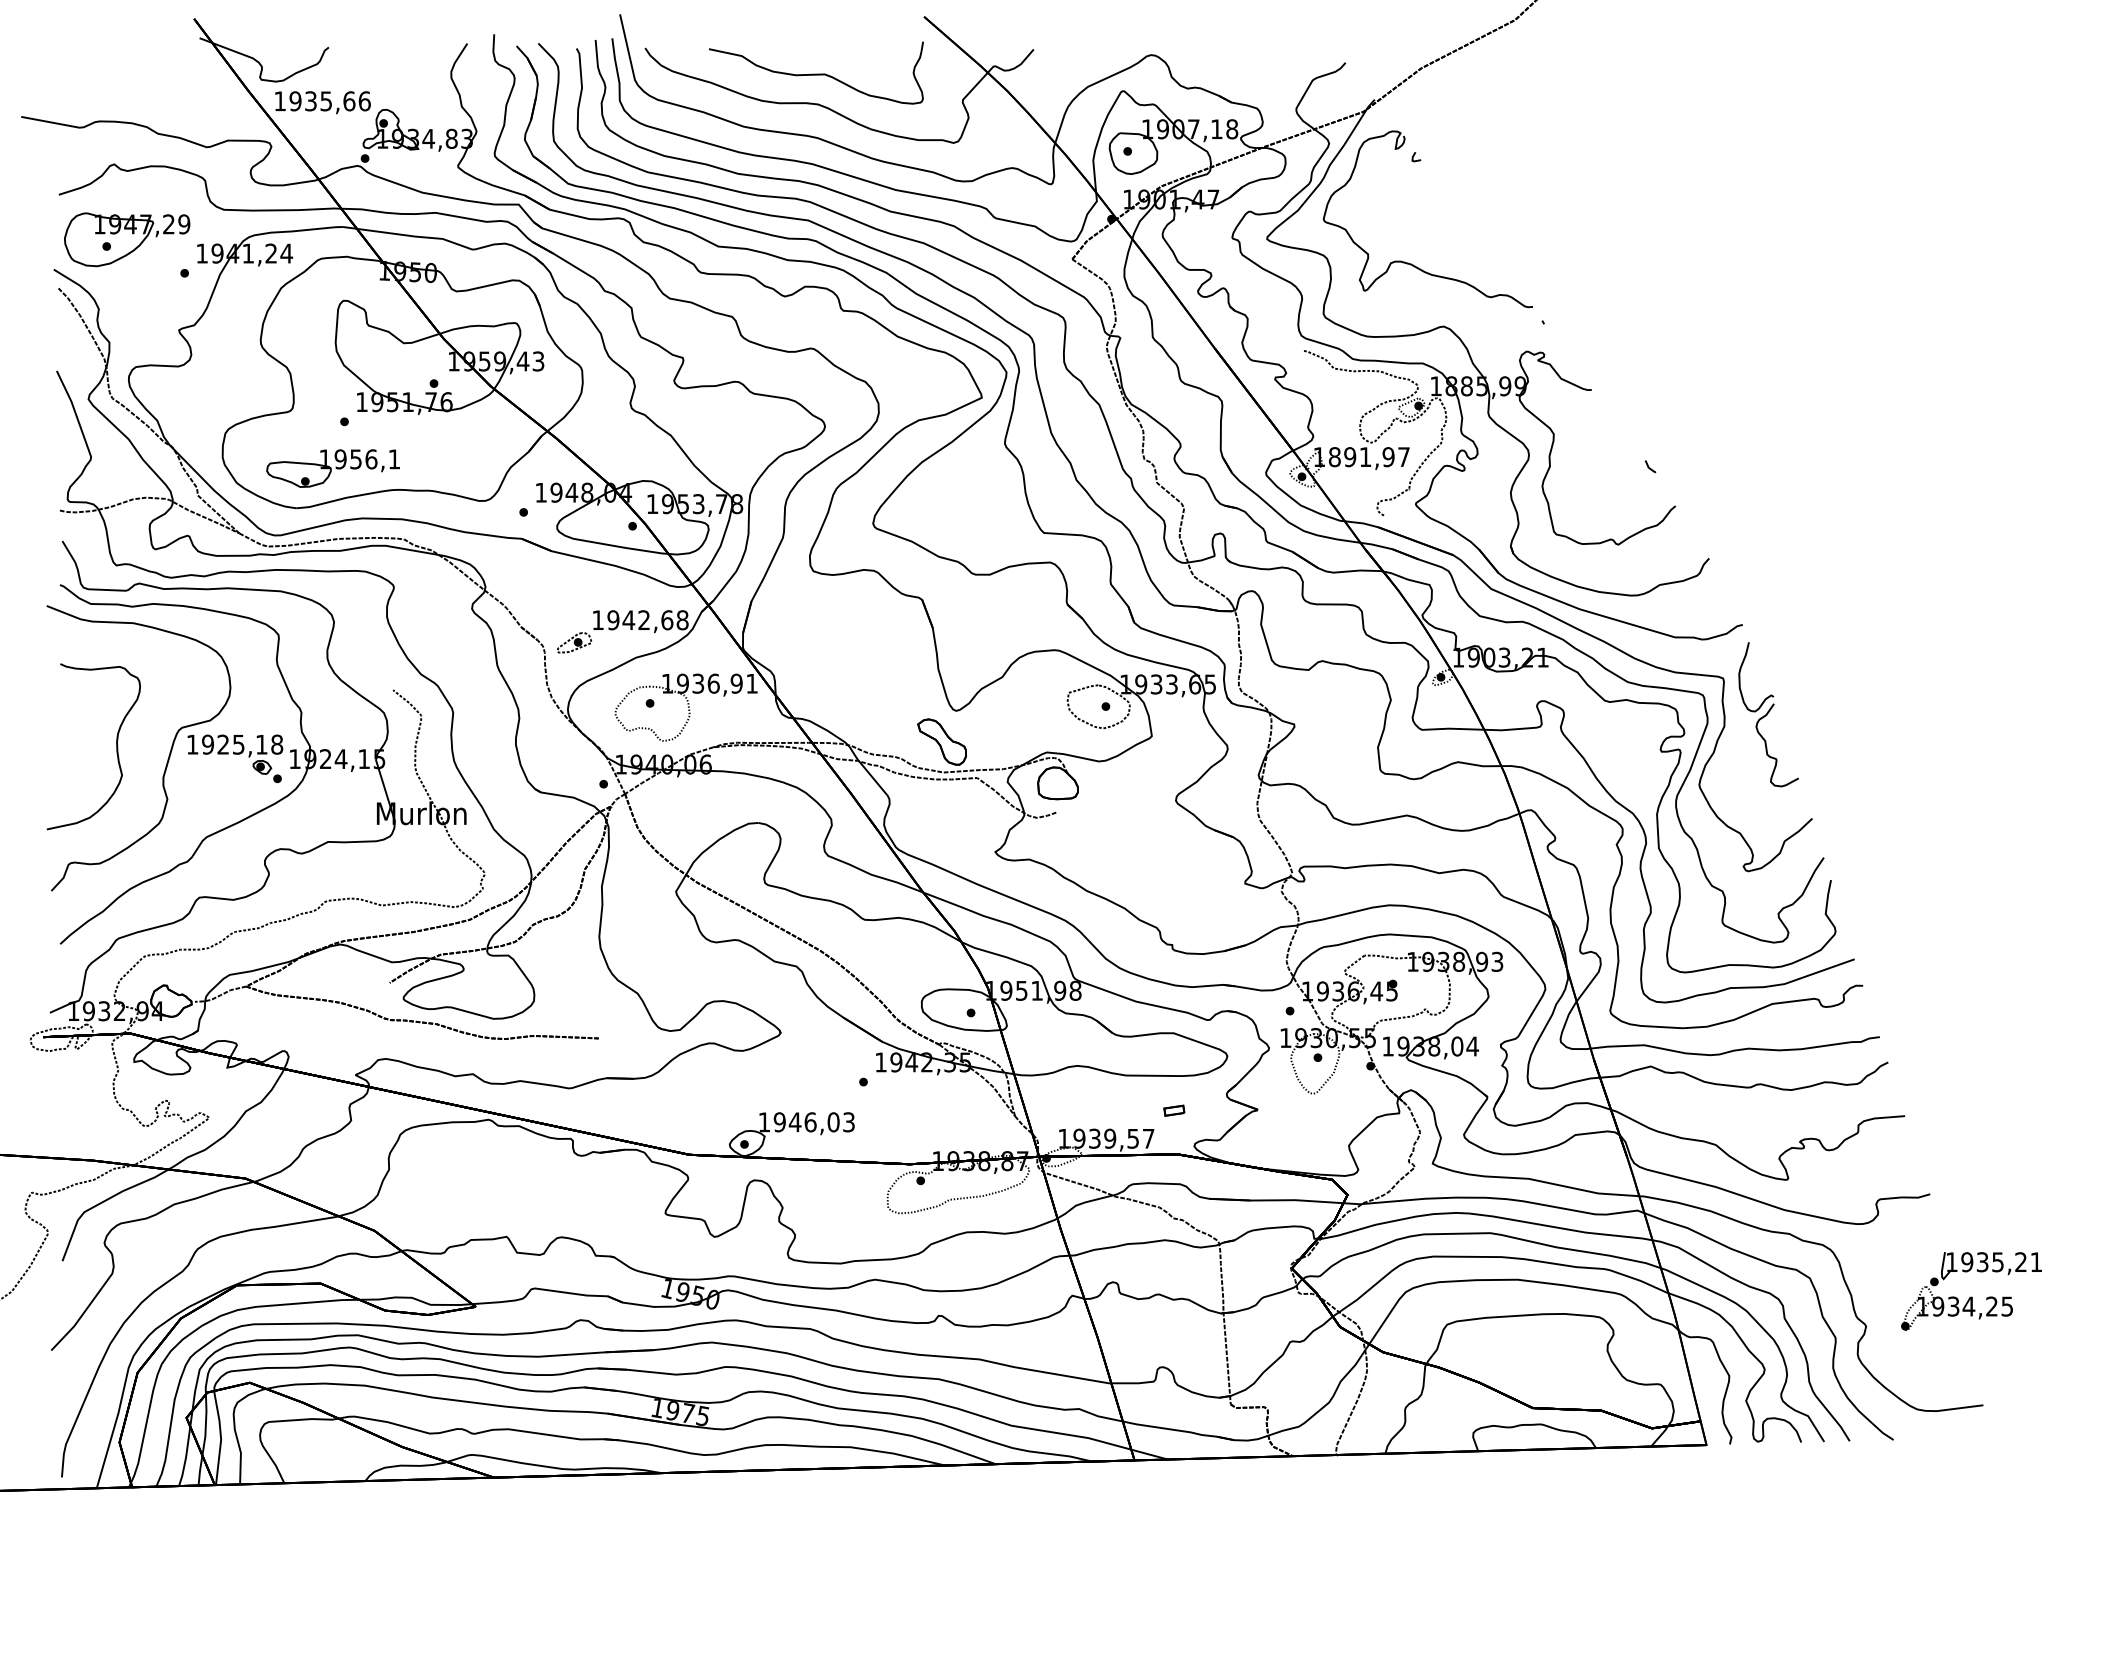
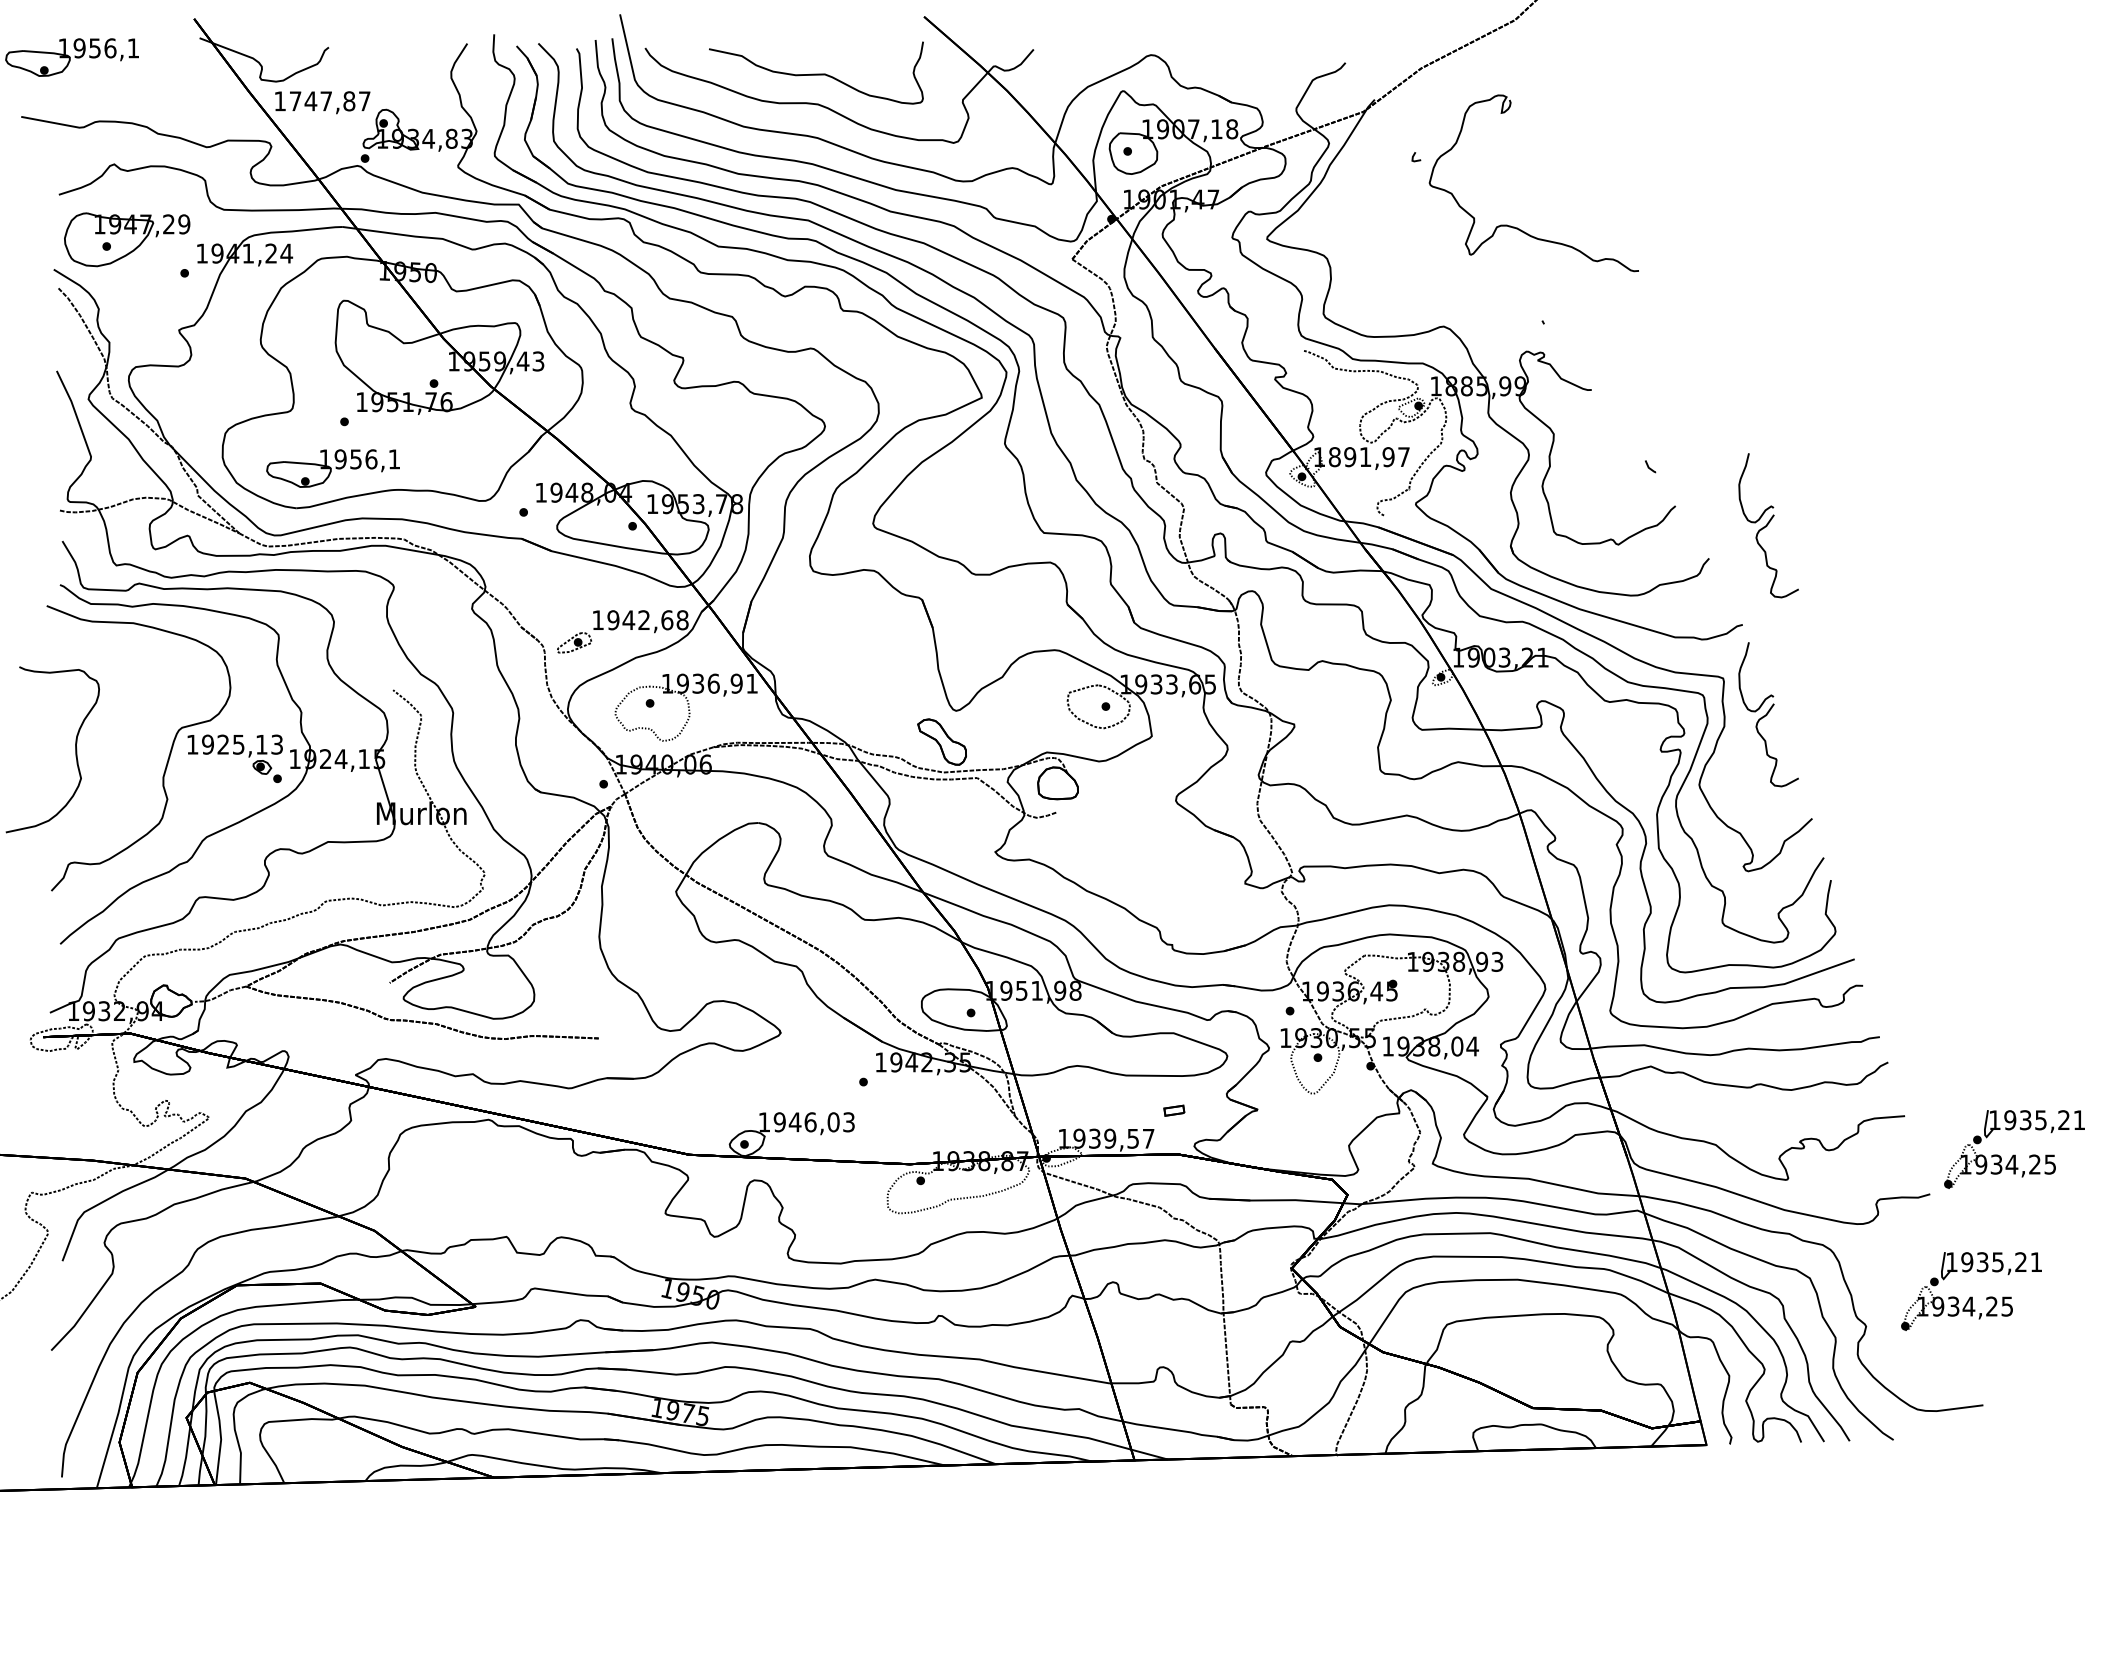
part: none -> present (71, 57)
text: 1935,66 -> 1747,87 (329, 101)
curve position: (1411, 263) -> (1517, 227) (1517, 227)
part: none -> present (1768, 525)
text: 1925,18 -> 1925,13 (277, 744)
curve position: (116, 746) -> (75, 749) (75, 749)
part: none -> present (2014, 1149)
